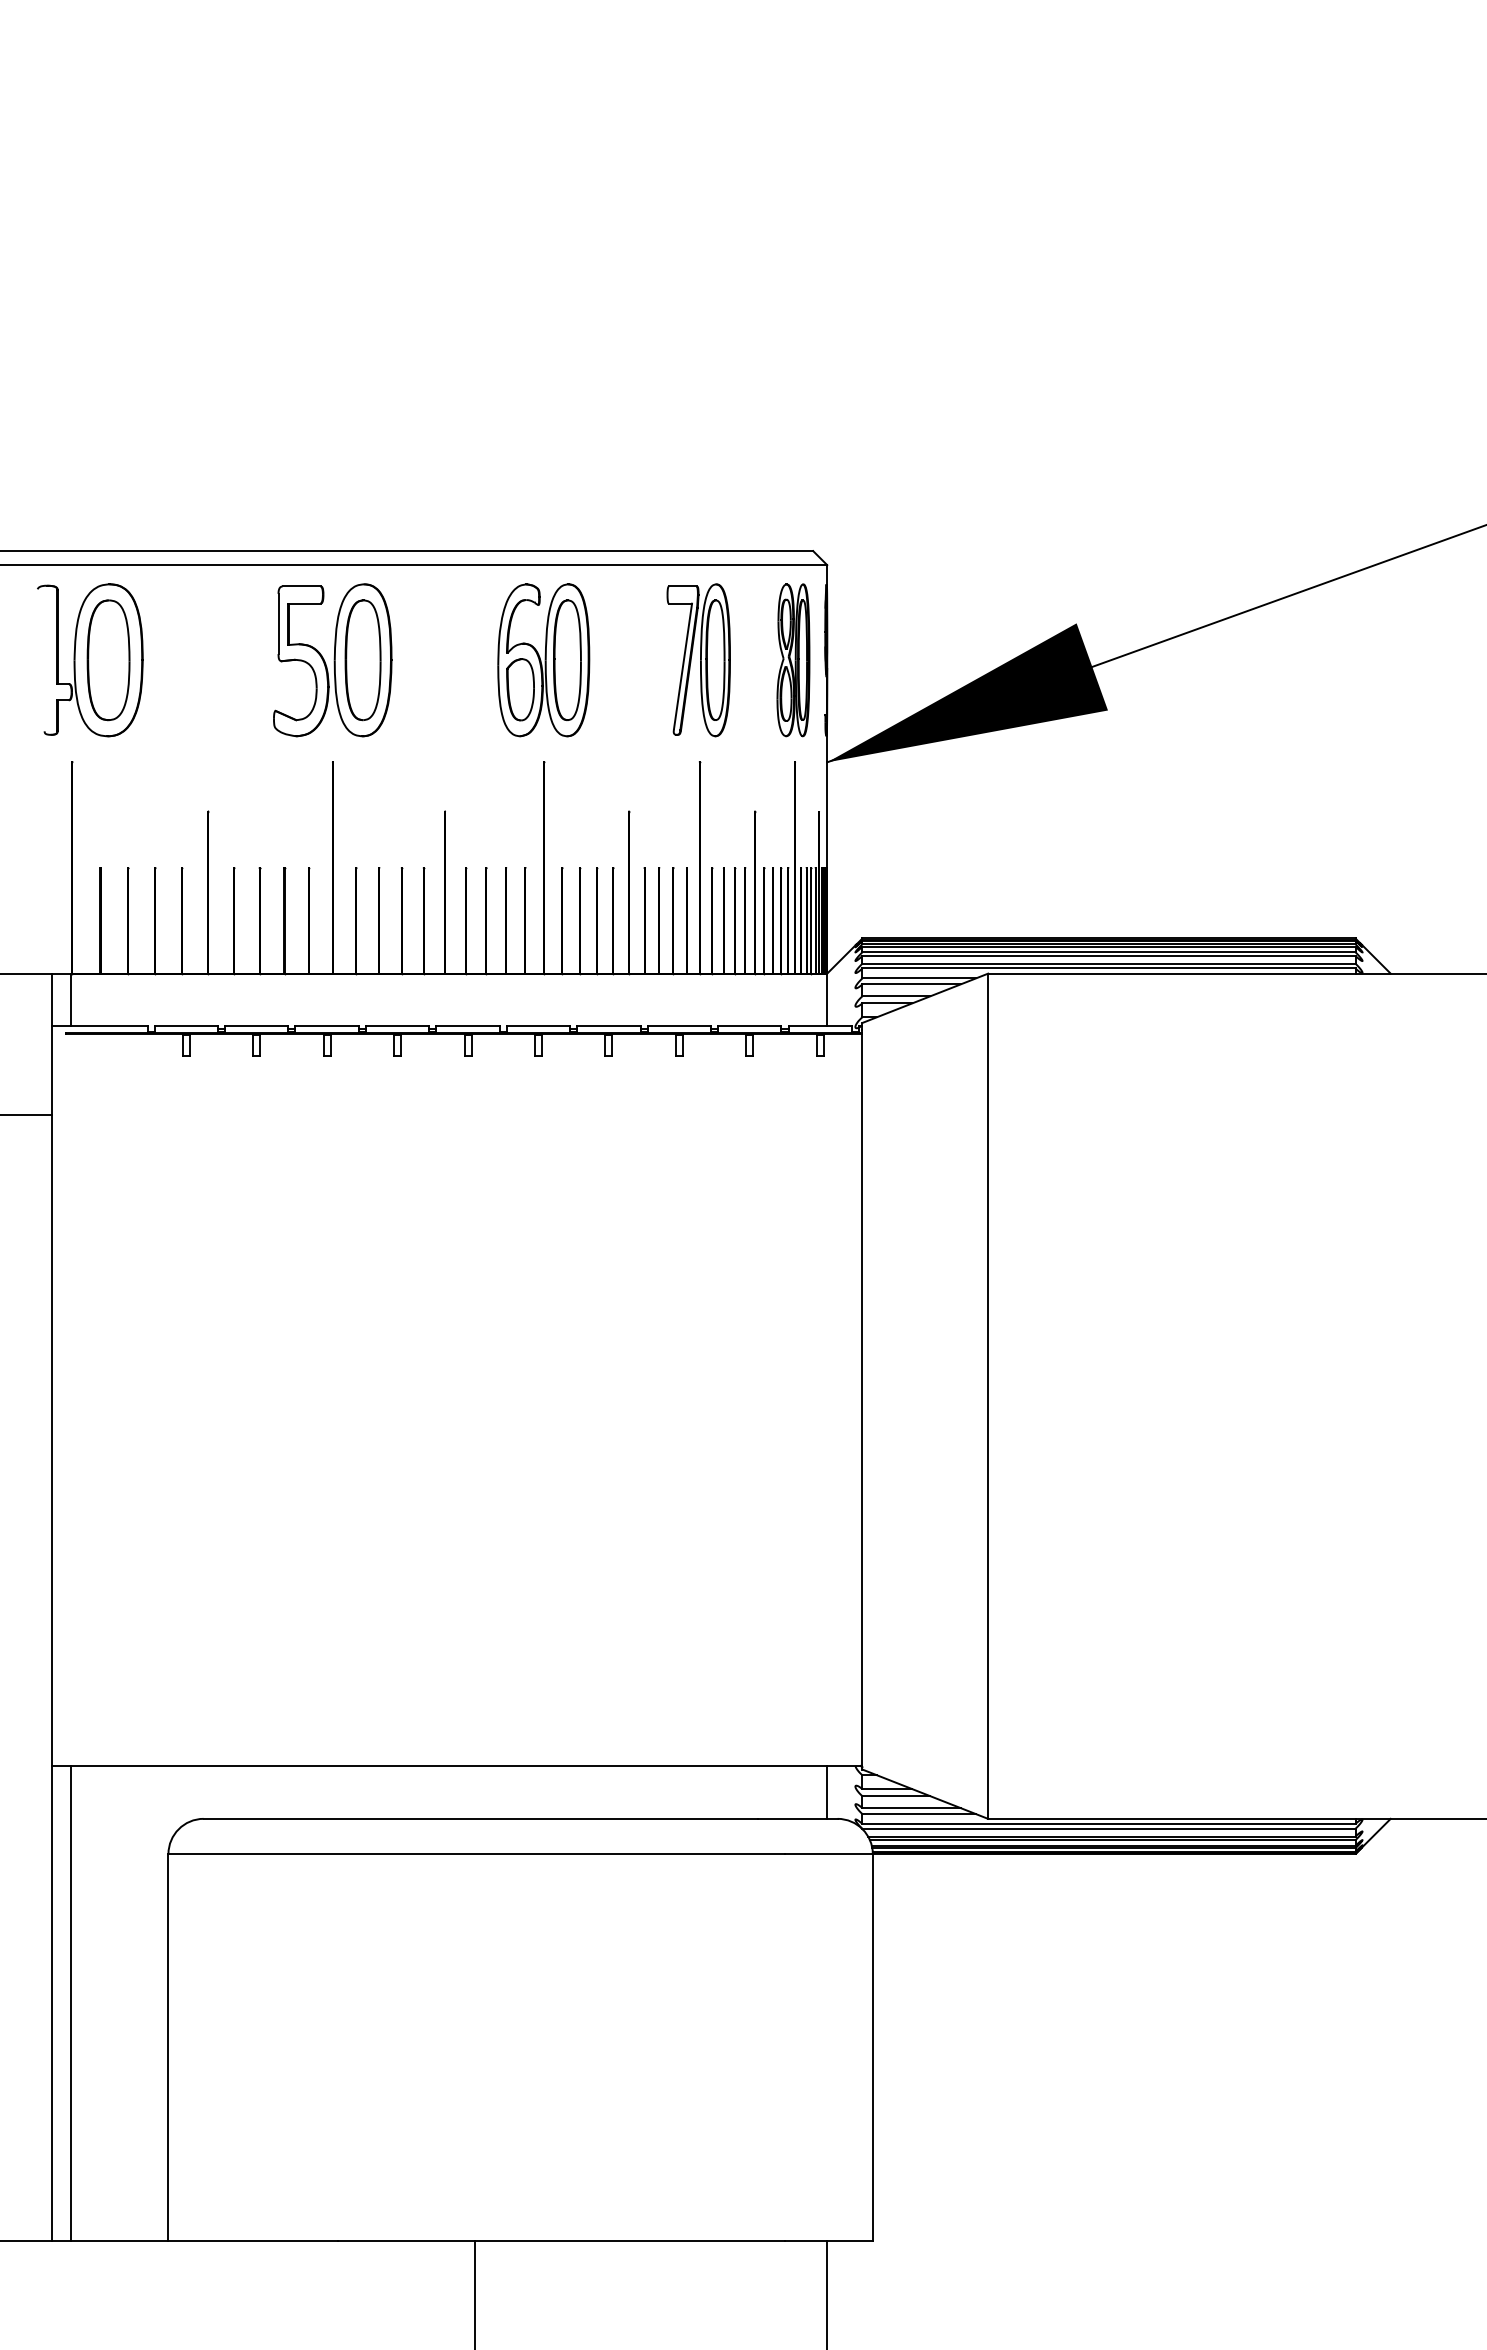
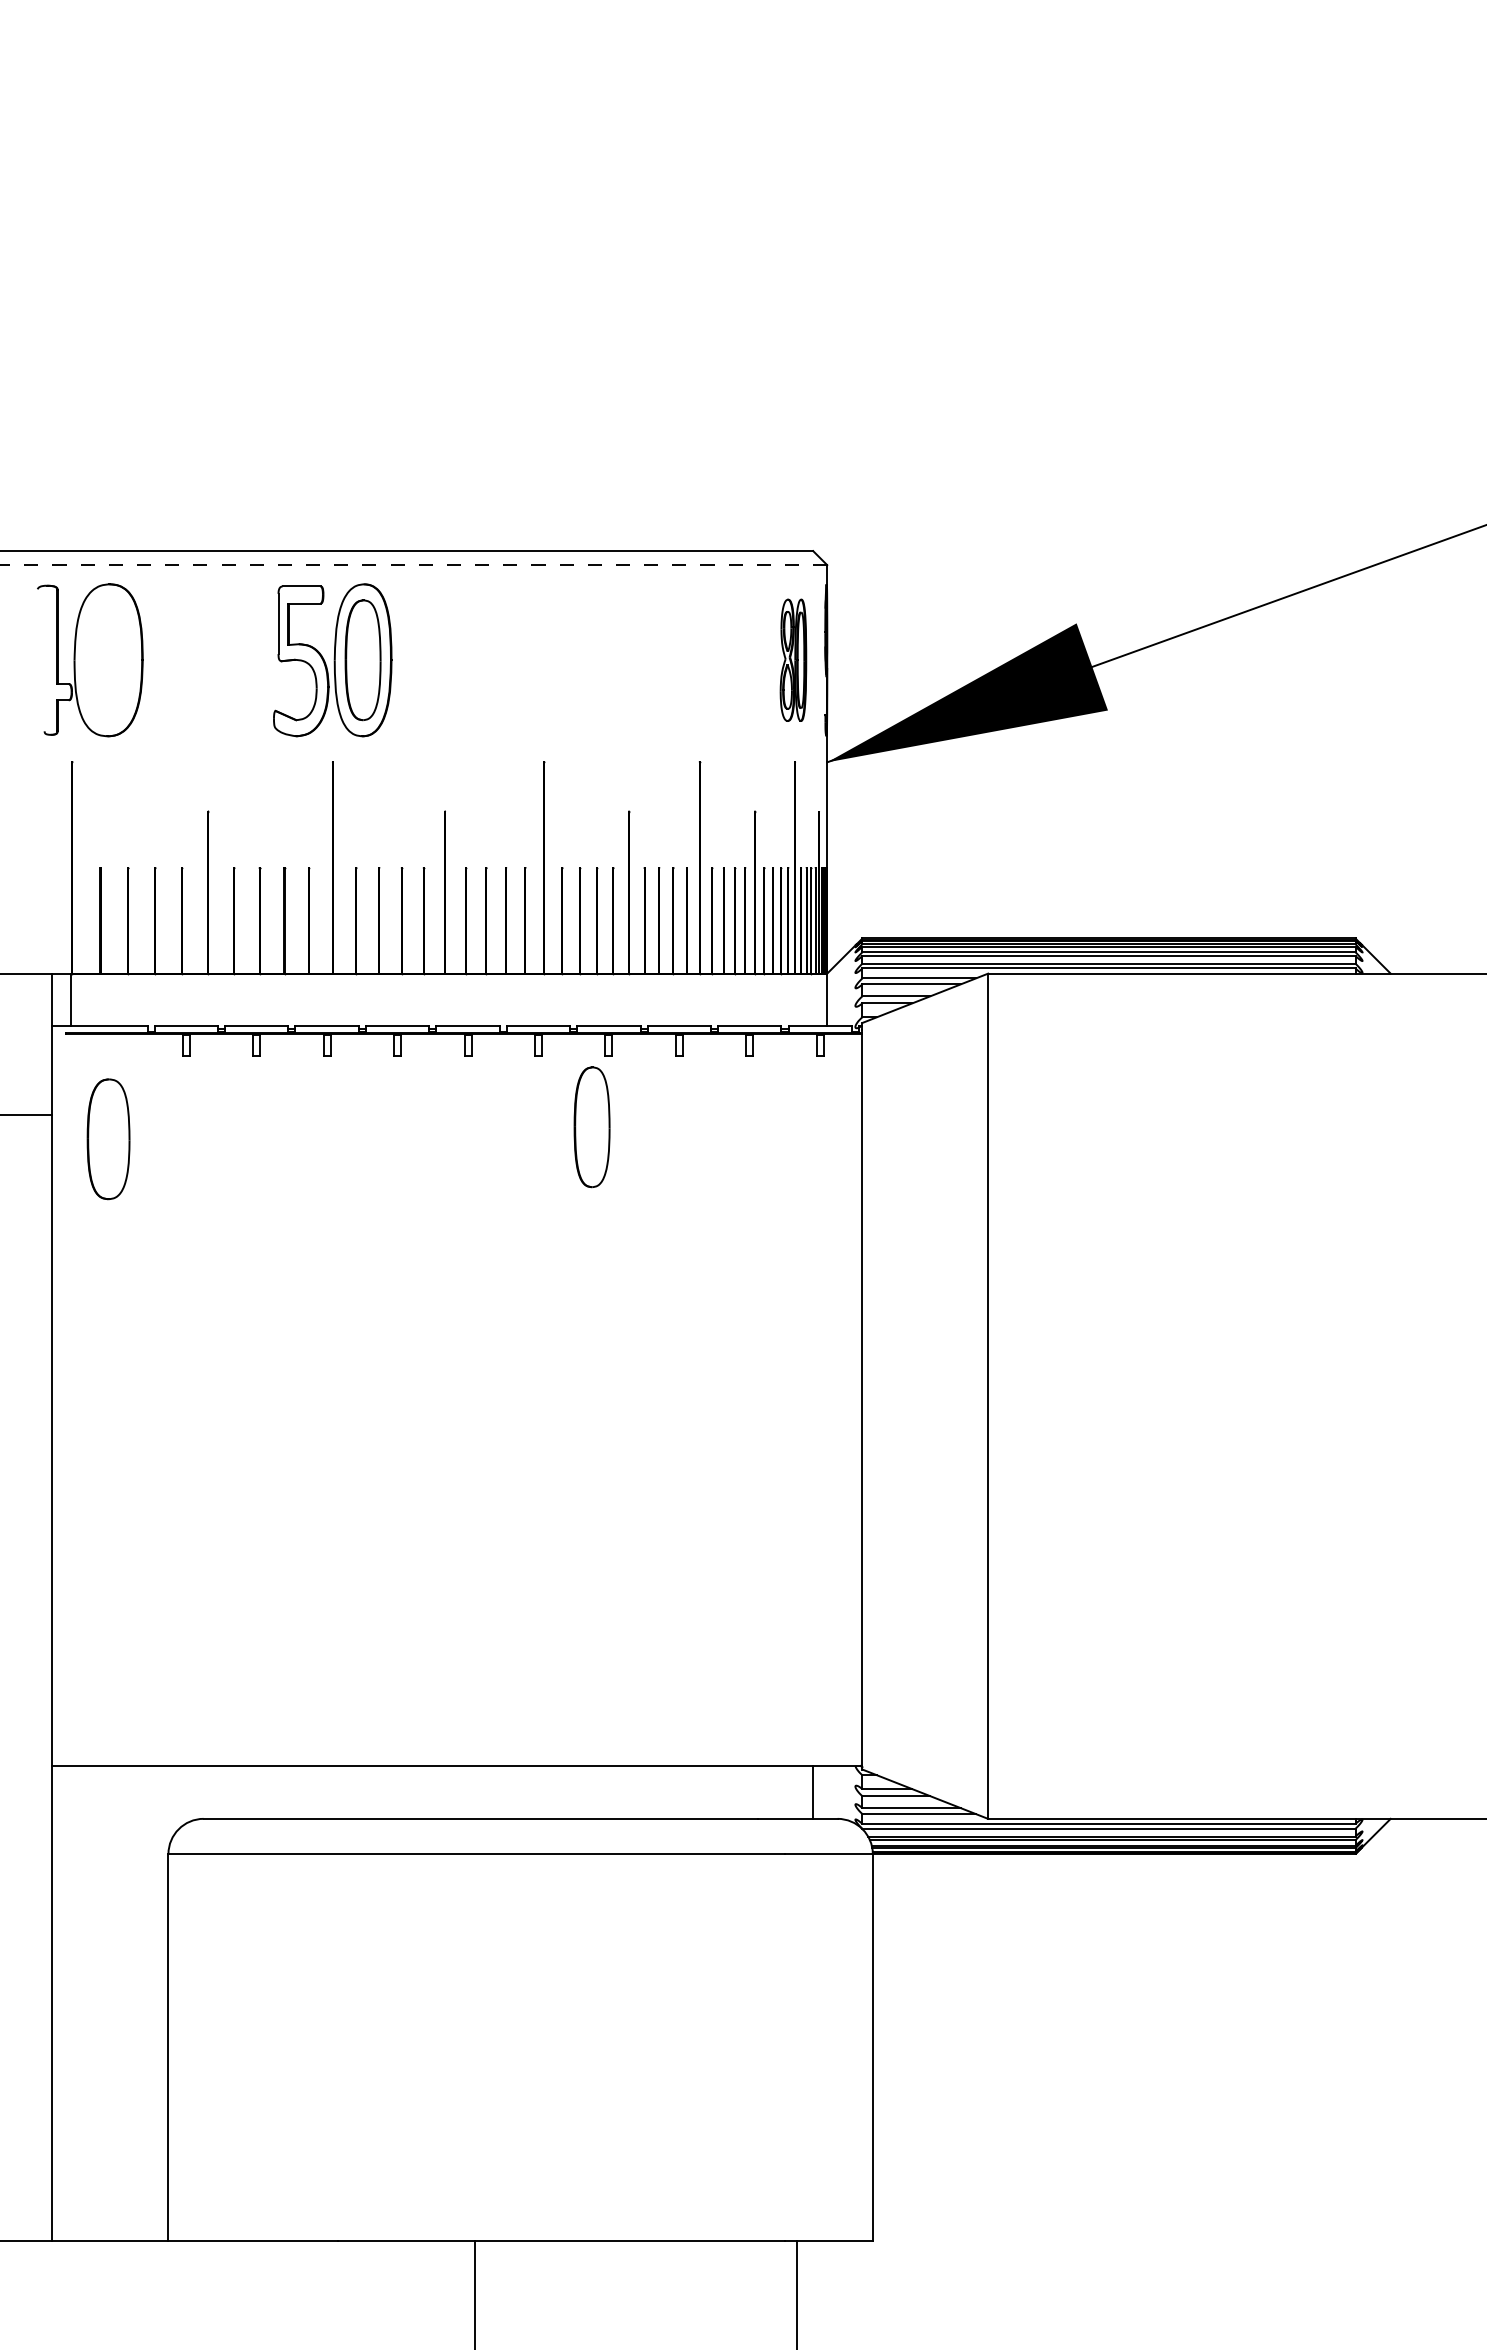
line: solid -> dashed (413, 565)
part position: (108, 660) -> (108, 1139) (108, 1139)
part: present -> none (543, 660)
part: present -> none (698, 660)
part size: 35x155 px -> 29x124 px (793, 659)
part: none -> present (591, 1127)
line position: (827, 1792) -> (813, 1792) (813, 1792)
line: present -> none (70, 2003)
line position: (827, 2293) -> (797, 2293) (797, 2293)
